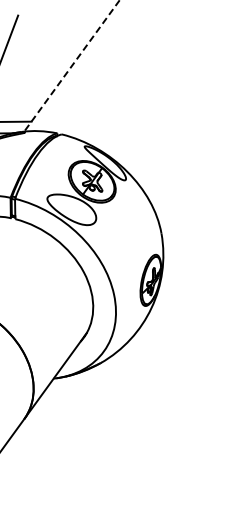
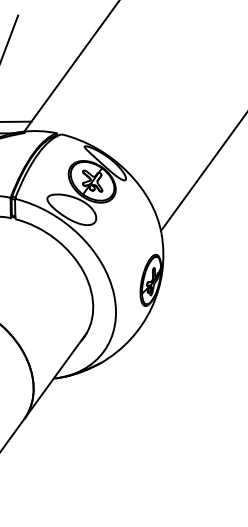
line: dashed -> solid (71, 66)
line: none -> present (202, 173)
